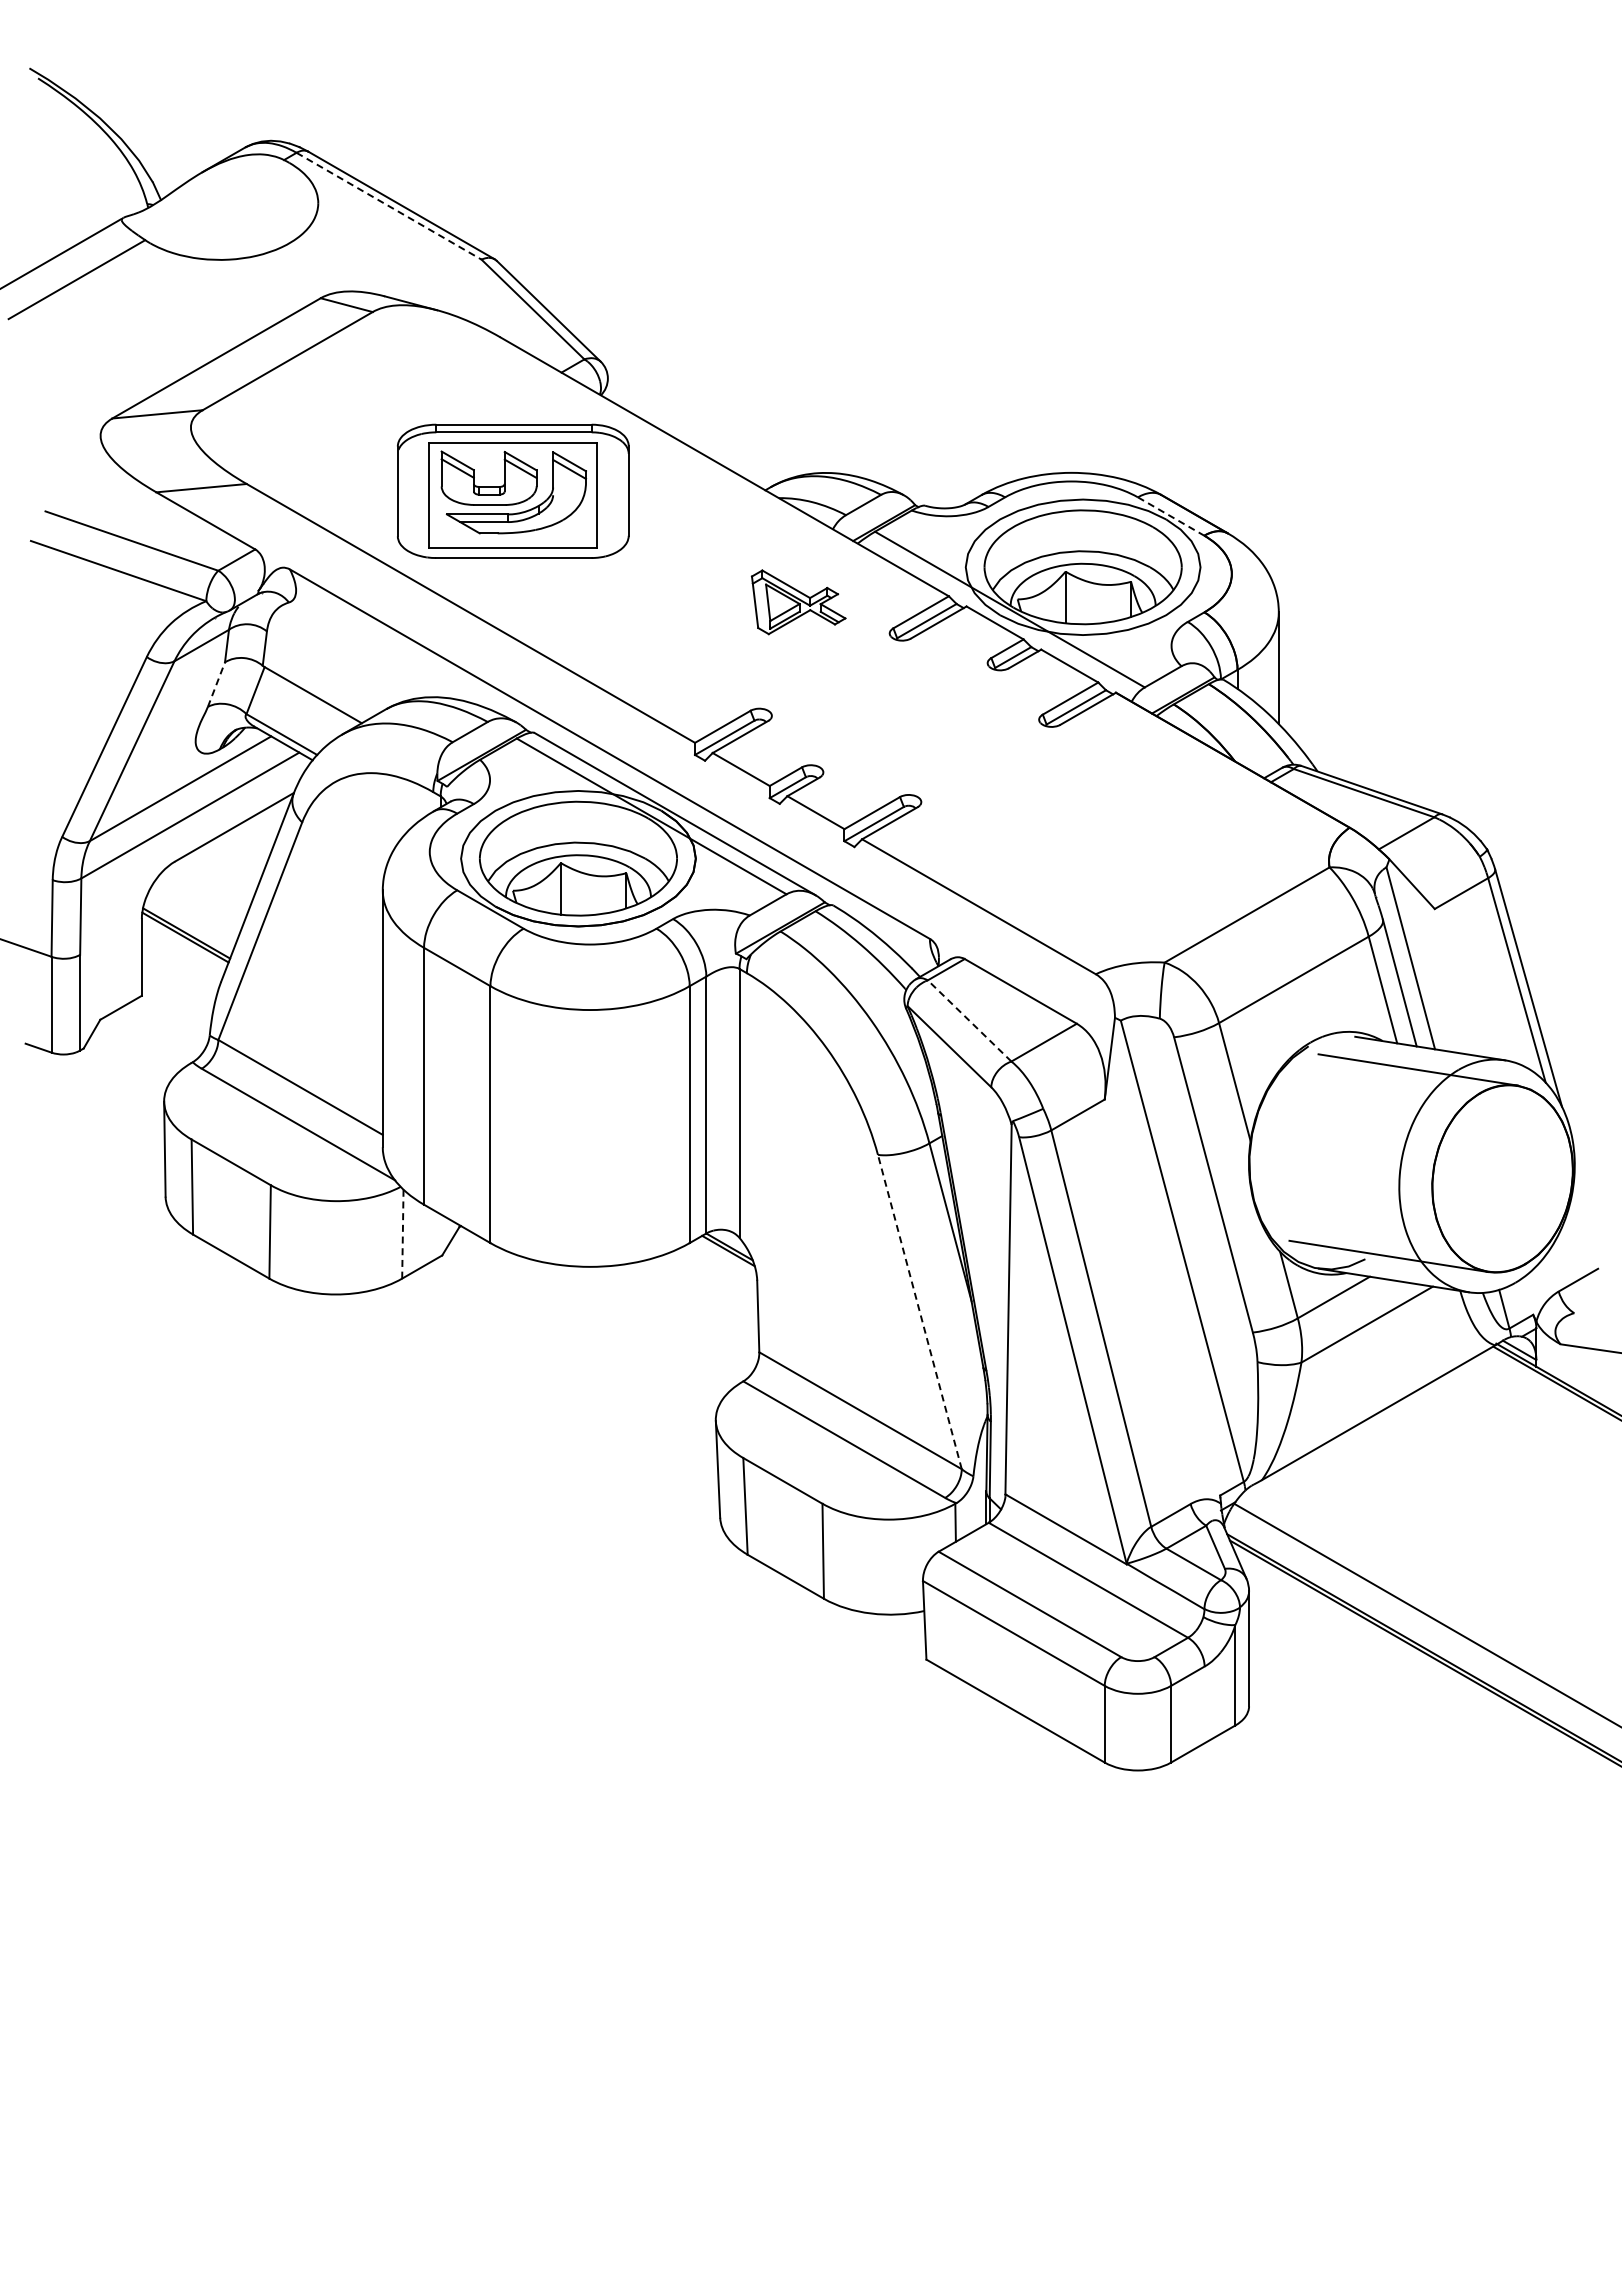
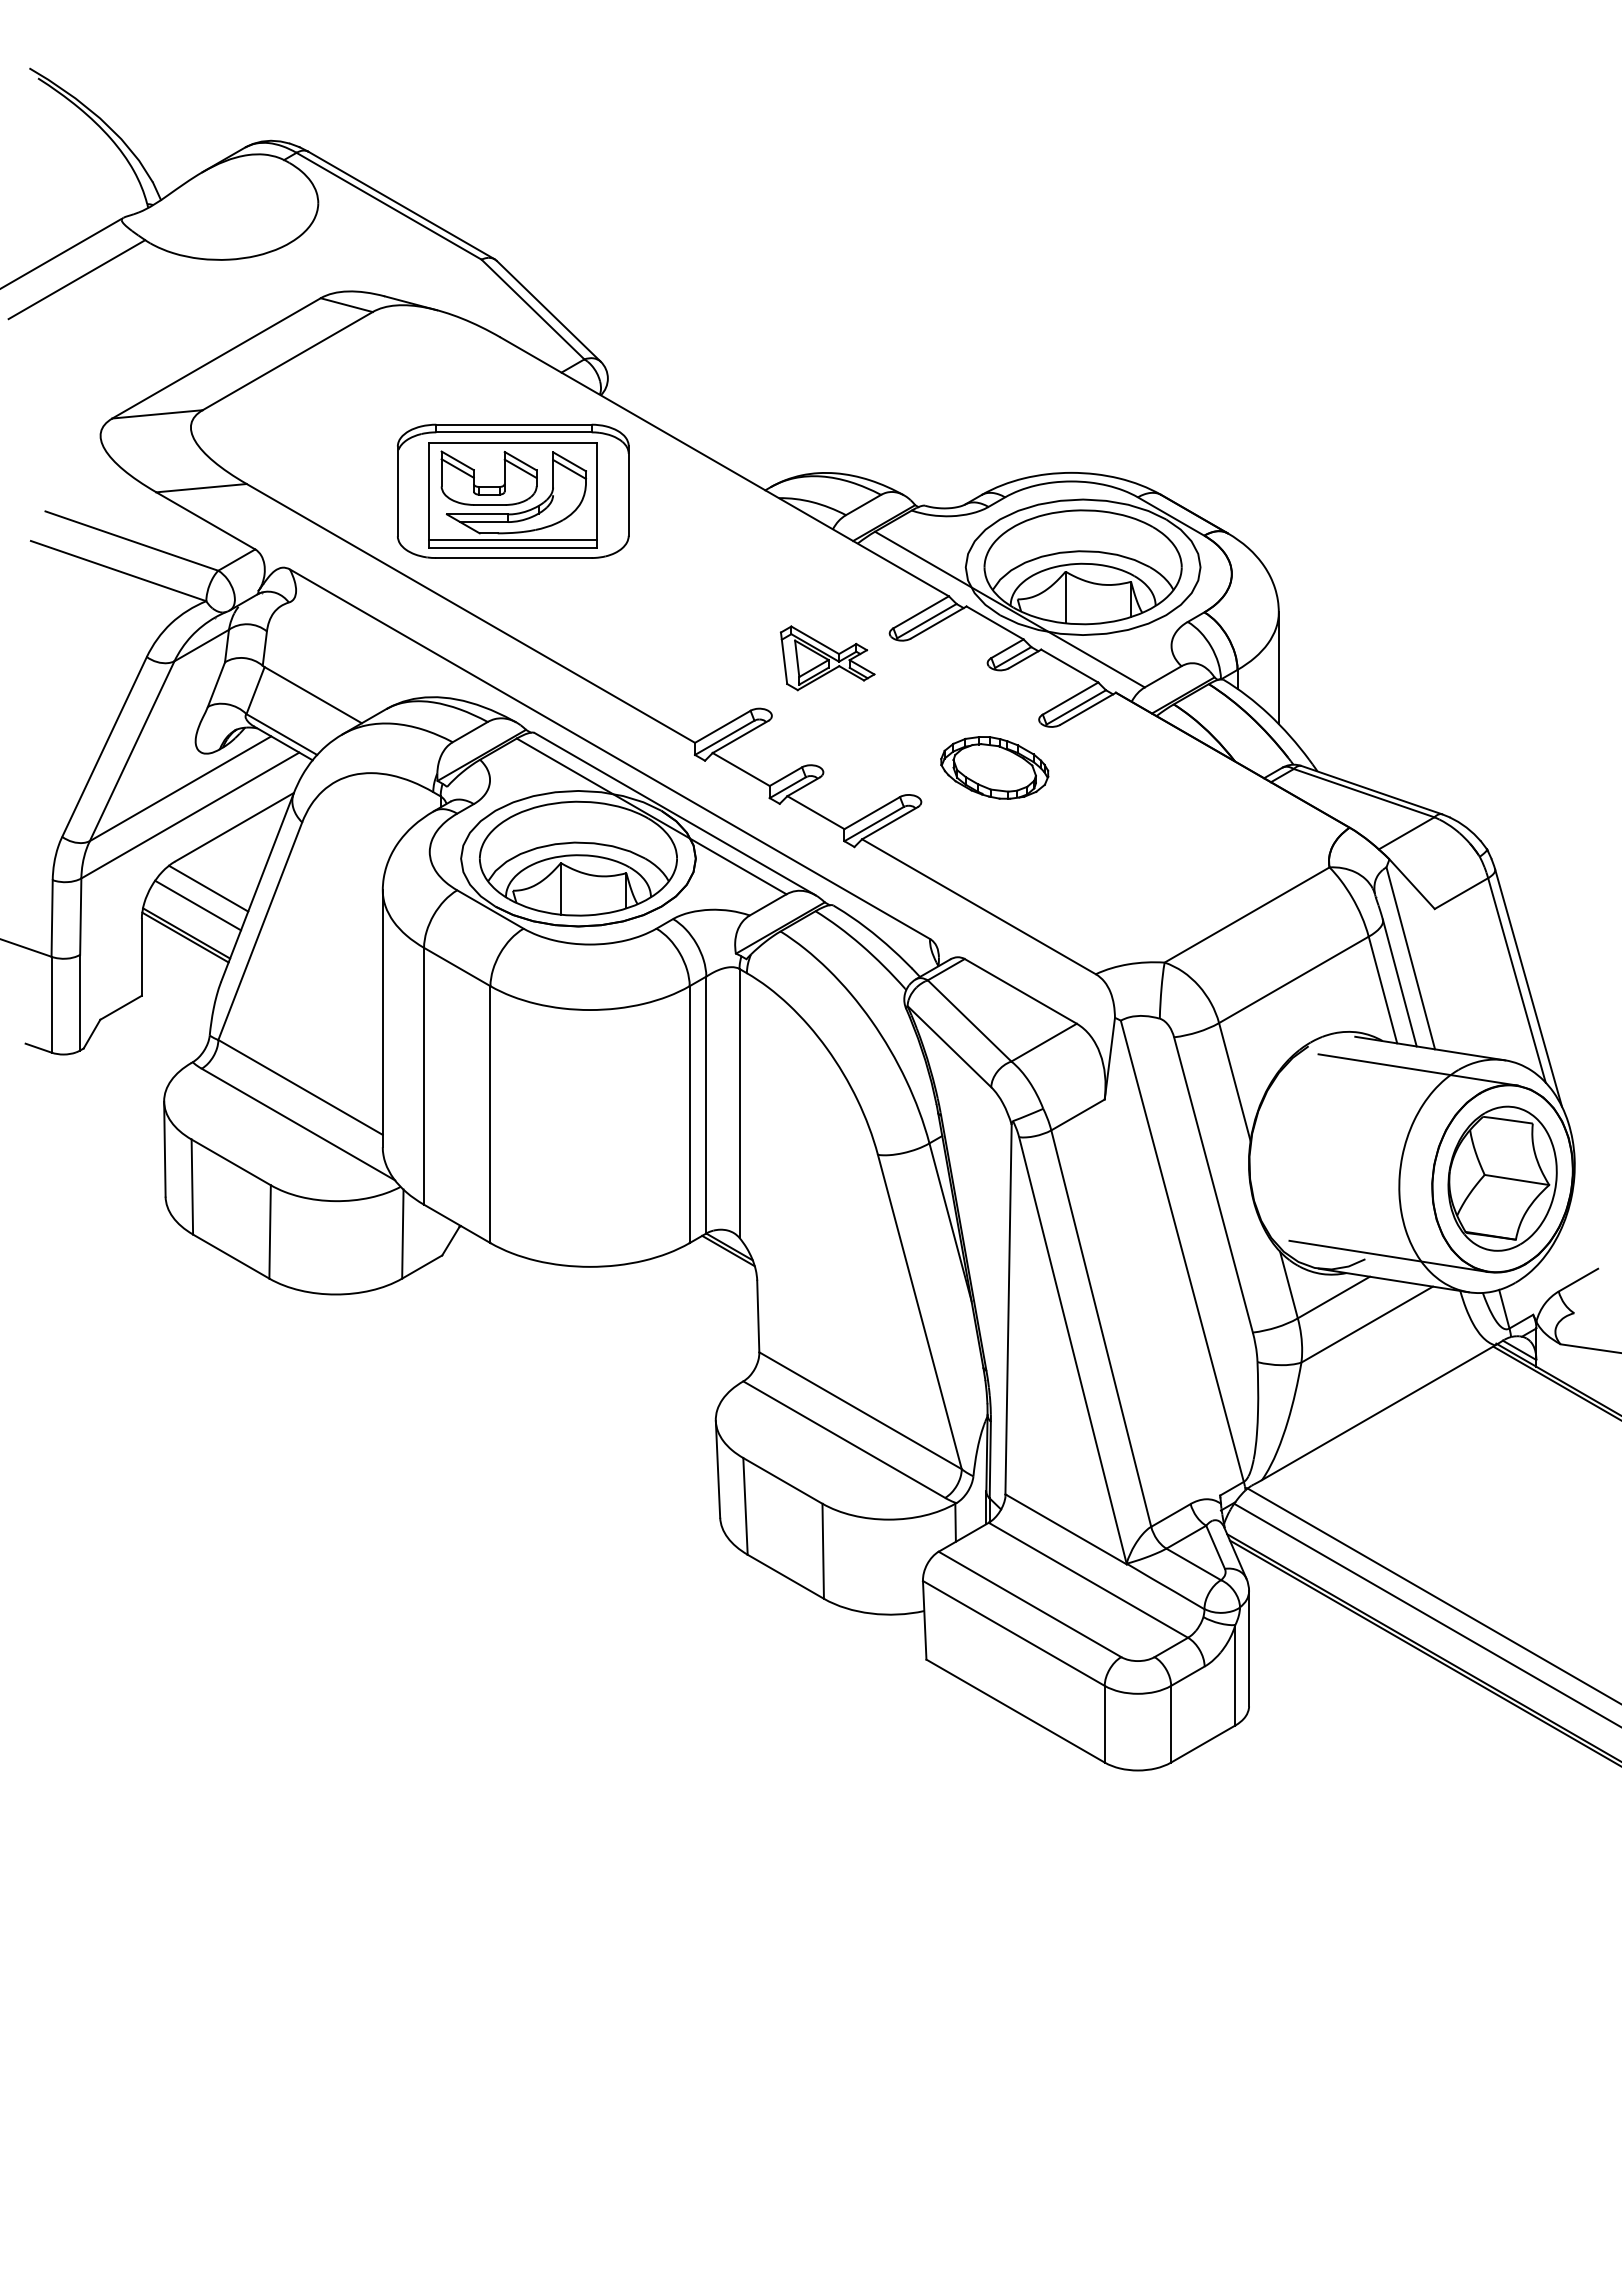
line: dashed -> solid (389, 206)
line: dashed -> solid (1171, 516)
line: none -> present (513, 539)
part position: (798, 602) -> (827, 658) (827, 658)
line: dashed -> solid (216, 684)
part: none -> present (994, 767)
line: none -> present (208, 888)
line: none -> present (198, 905)
line: dashed -> solid (969, 1020)
part: none -> present (1502, 1178)
line: dashed -> solid (402, 1234)
line: dashed -> solid (919, 1312)
line: none -> present (1432, 1595)
